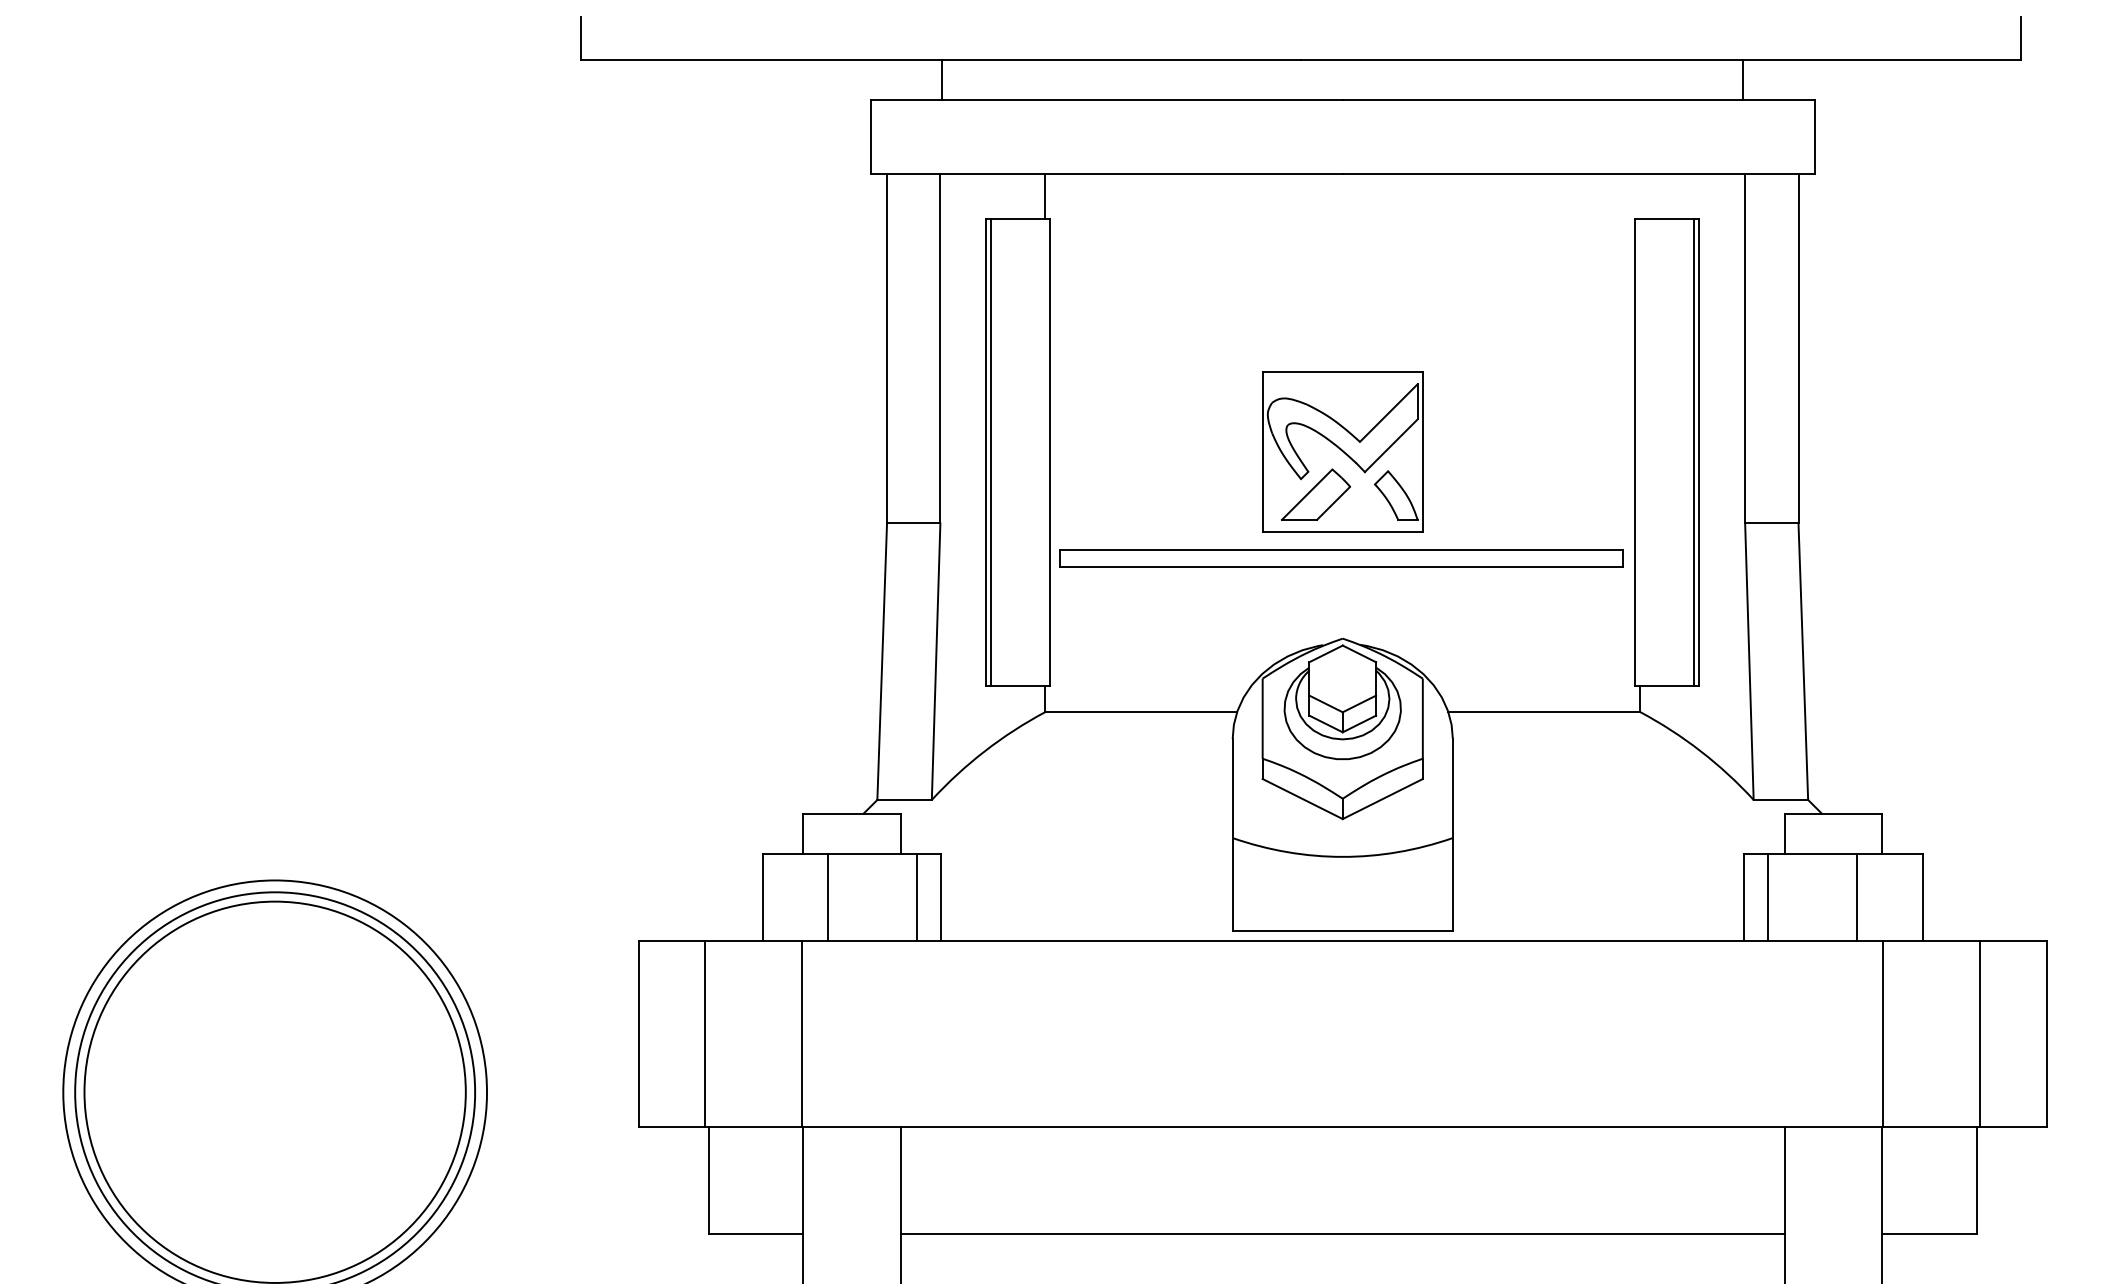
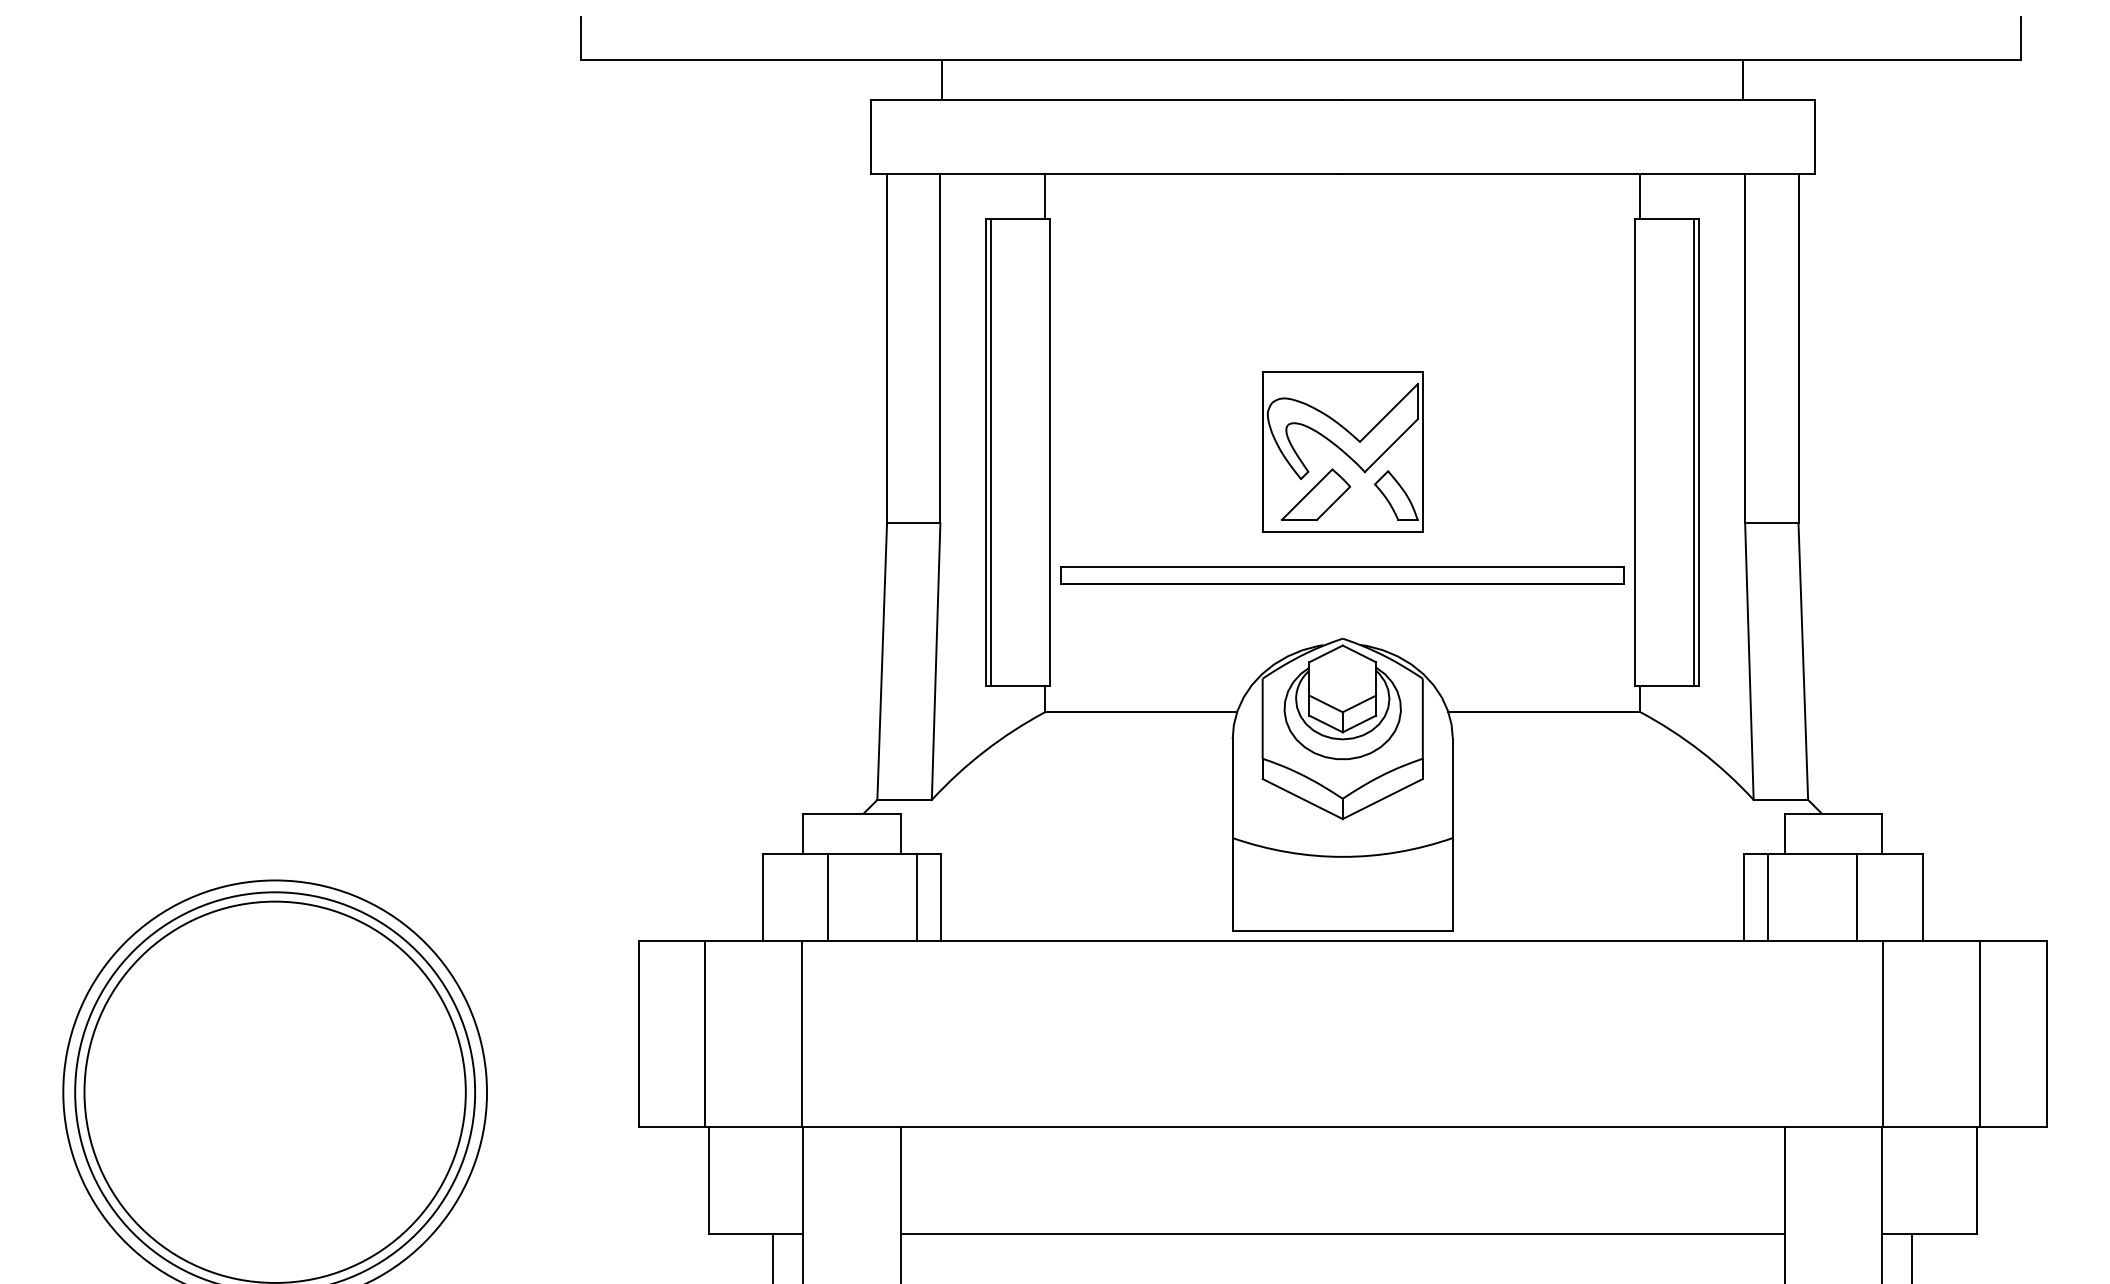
line: none -> present (1640, 195)
part position: (1341, 558) -> (1342, 575) (1342, 575)
line: none -> present (773, 1257)
line: none -> present (1912, 1257)
